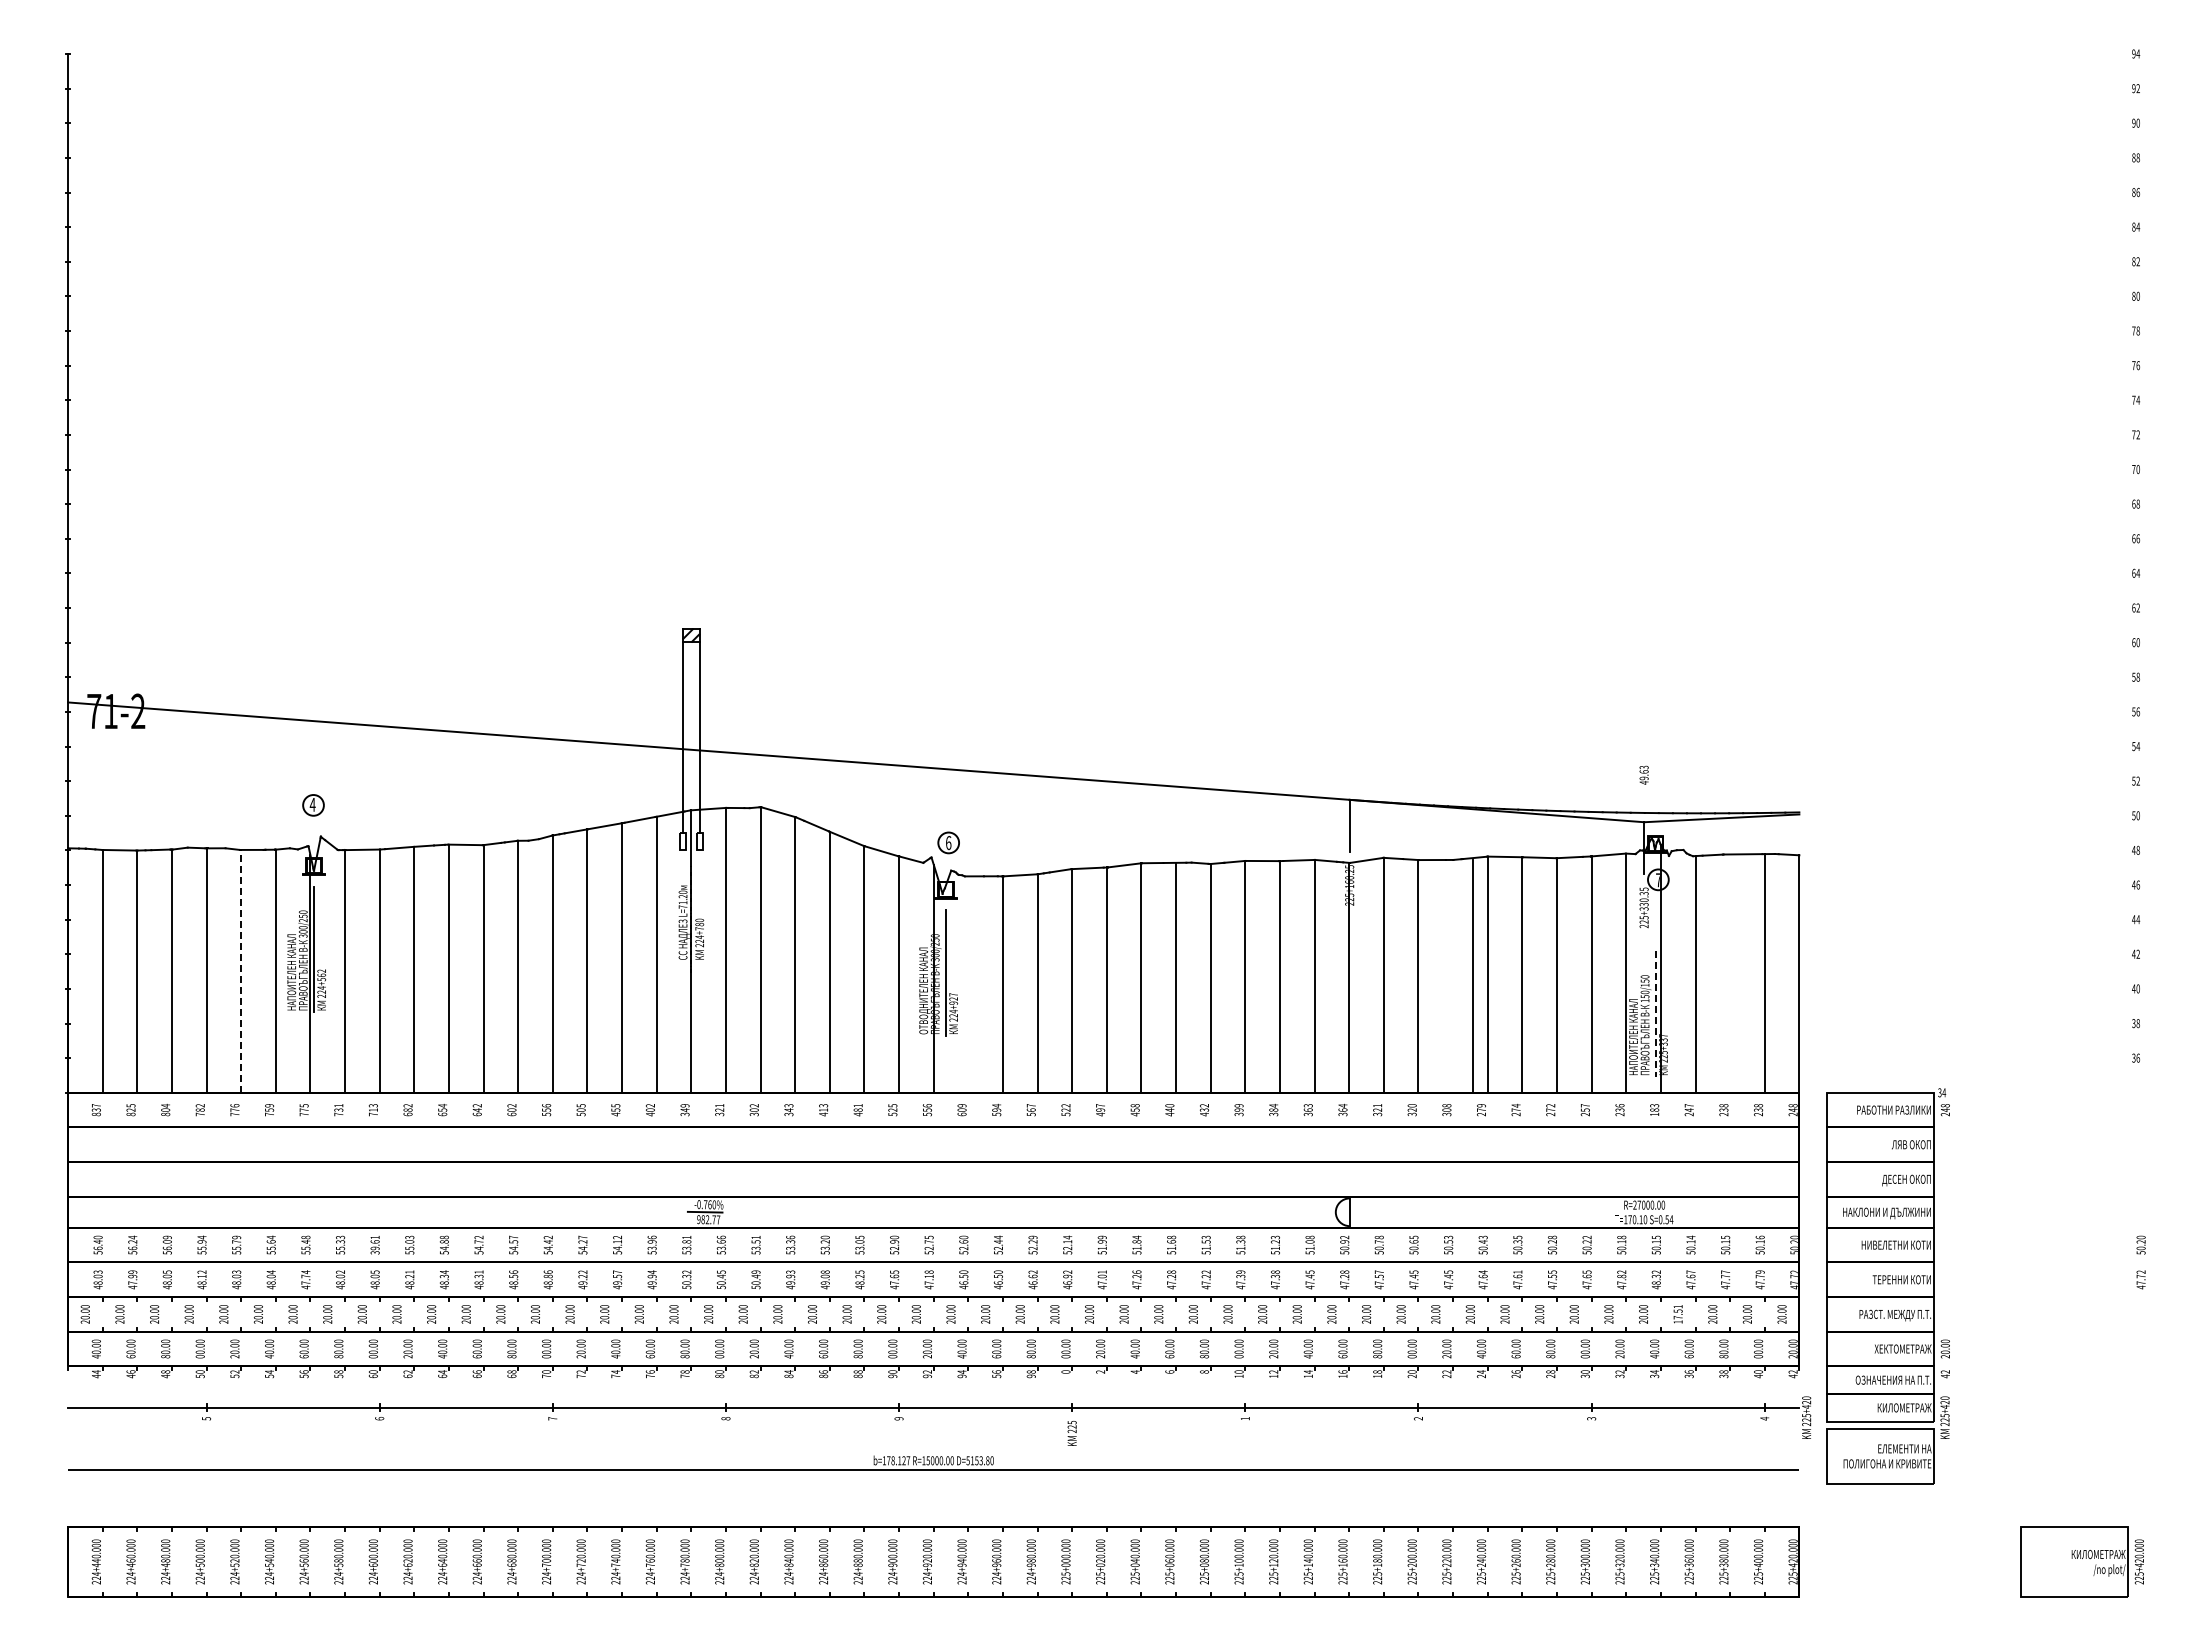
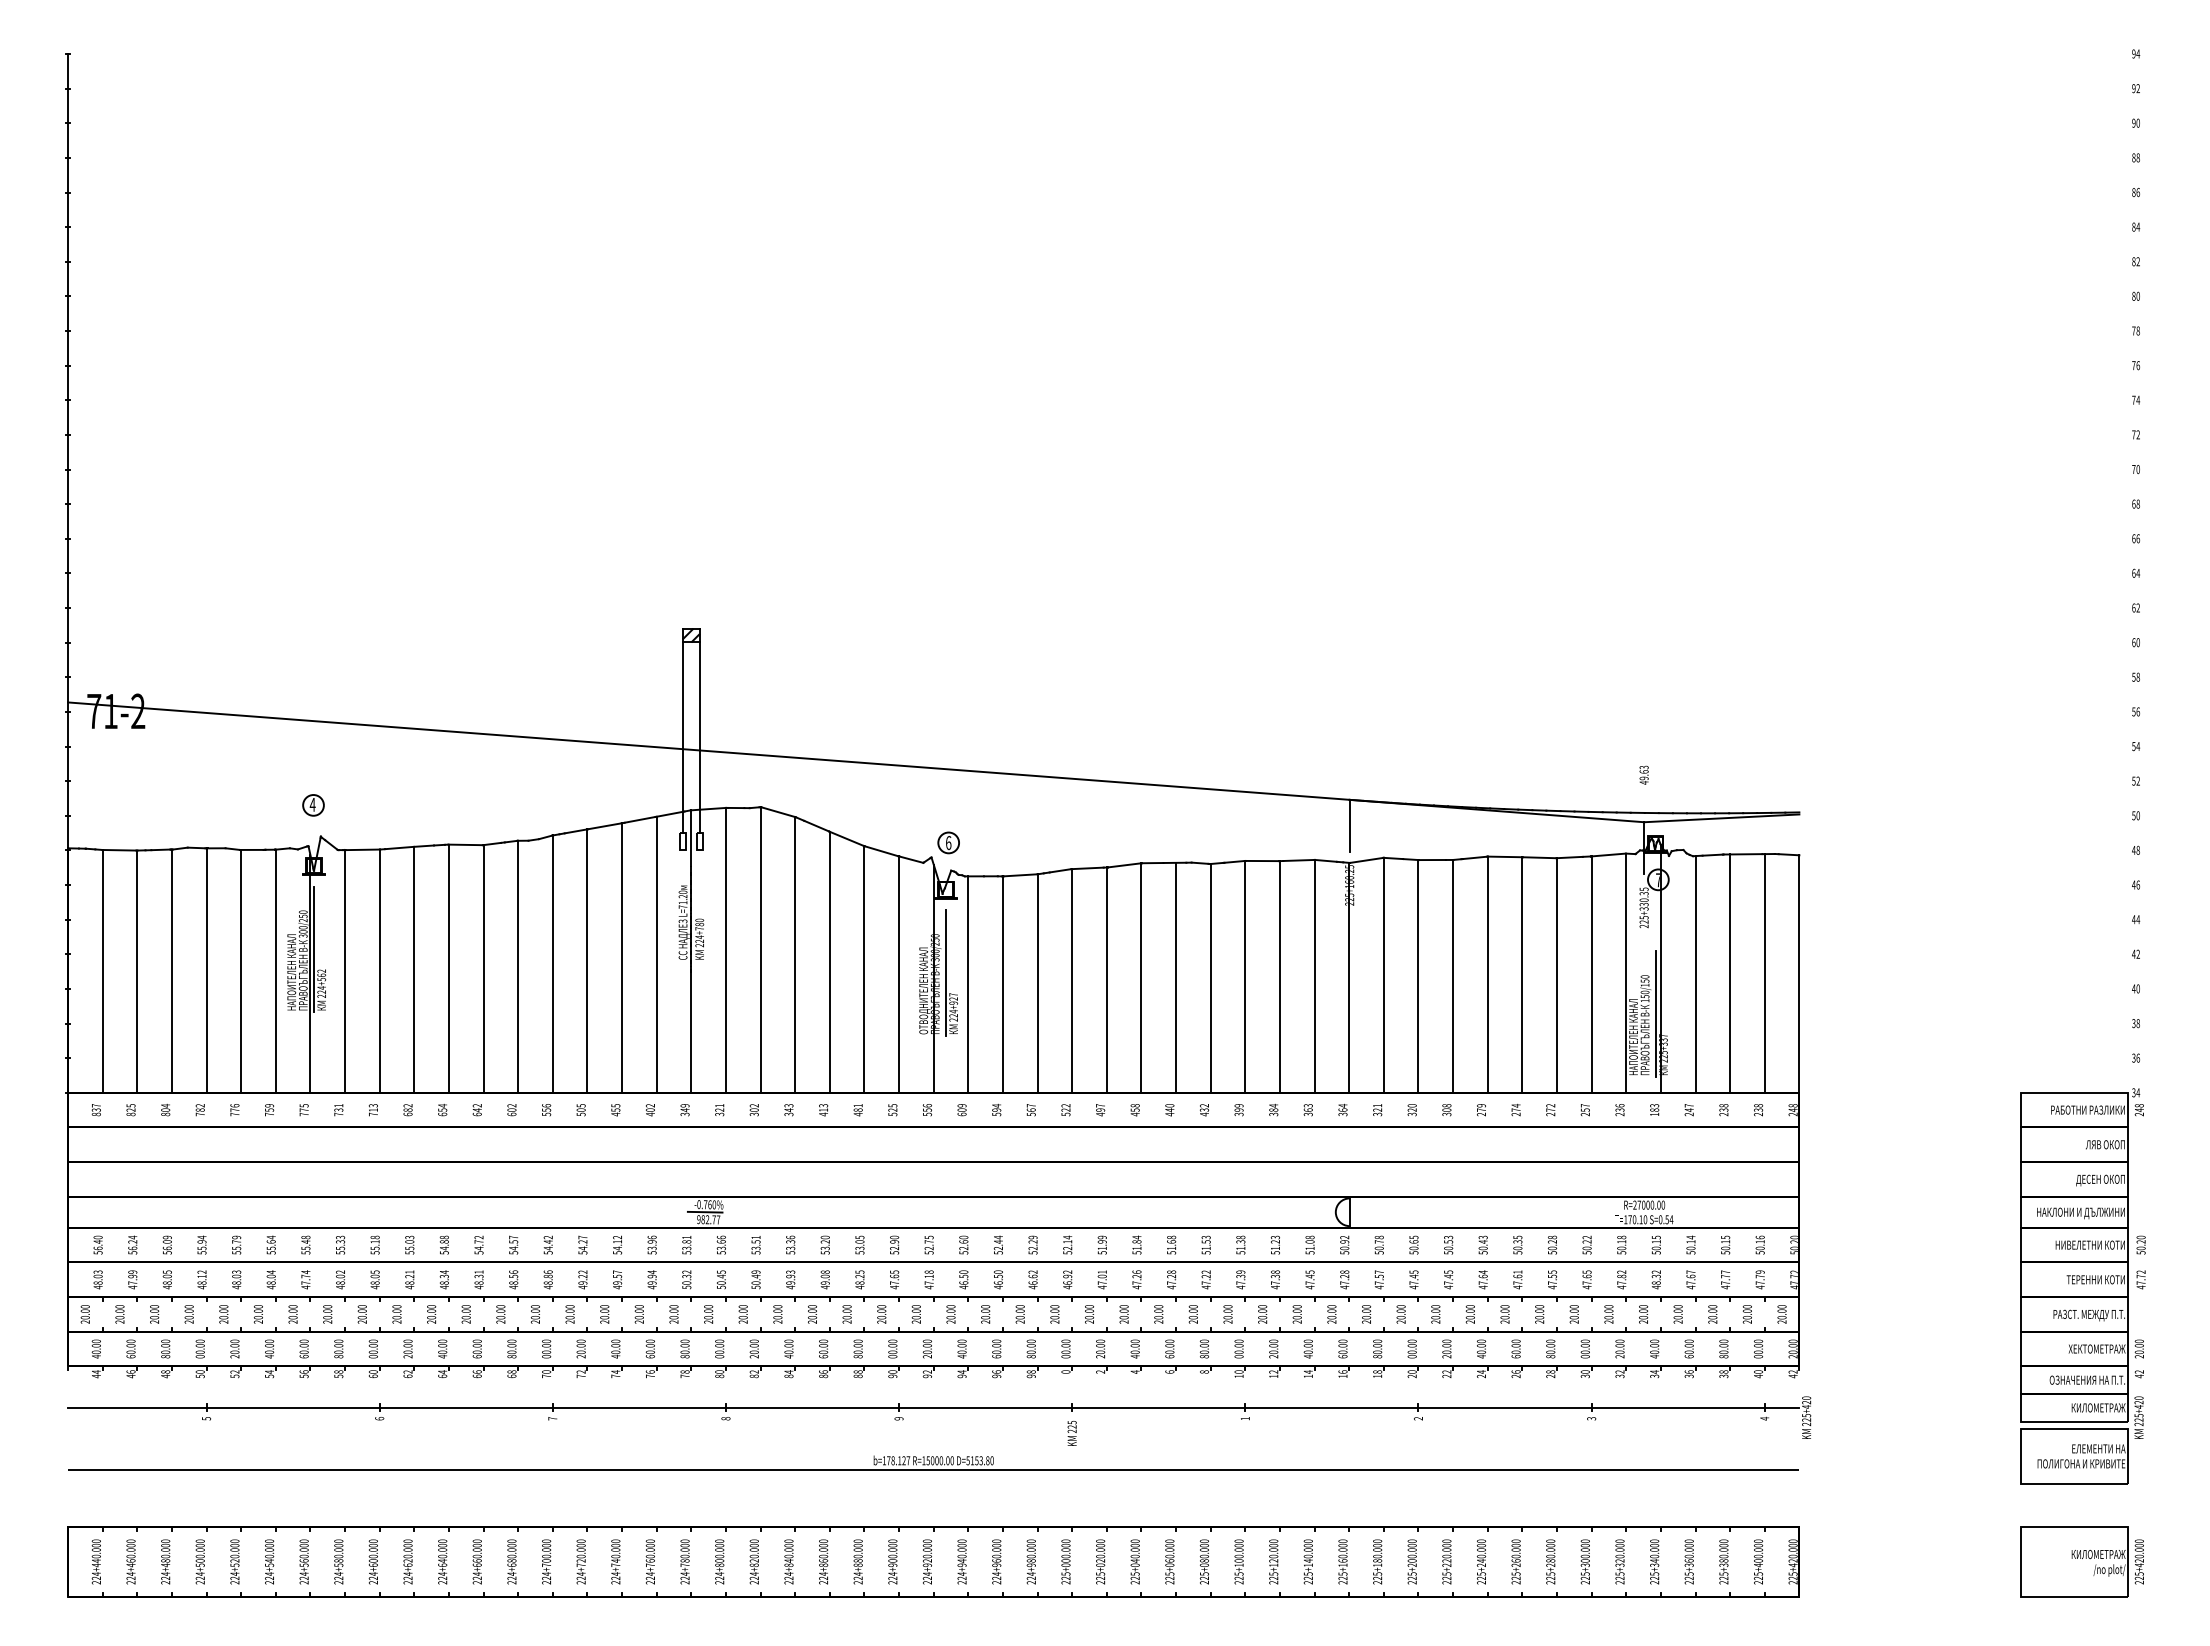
line: dashed -> solid (241, 970)
line: none -> present (1730, 973)
line position: (1473, 975) -> (1453, 975) (1453, 975)
line: none -> present (968, 984)
line: dashed -> solid (1655, 1013)
text: 39.61 -> 55.18 (374, 1244)
part position: (1887, 1286) -> (2081, 1286) (2081, 1286)
text: 17.51 -> 20.00 (1677, 1314)
text: 56 -> 96 (996, 1376)
